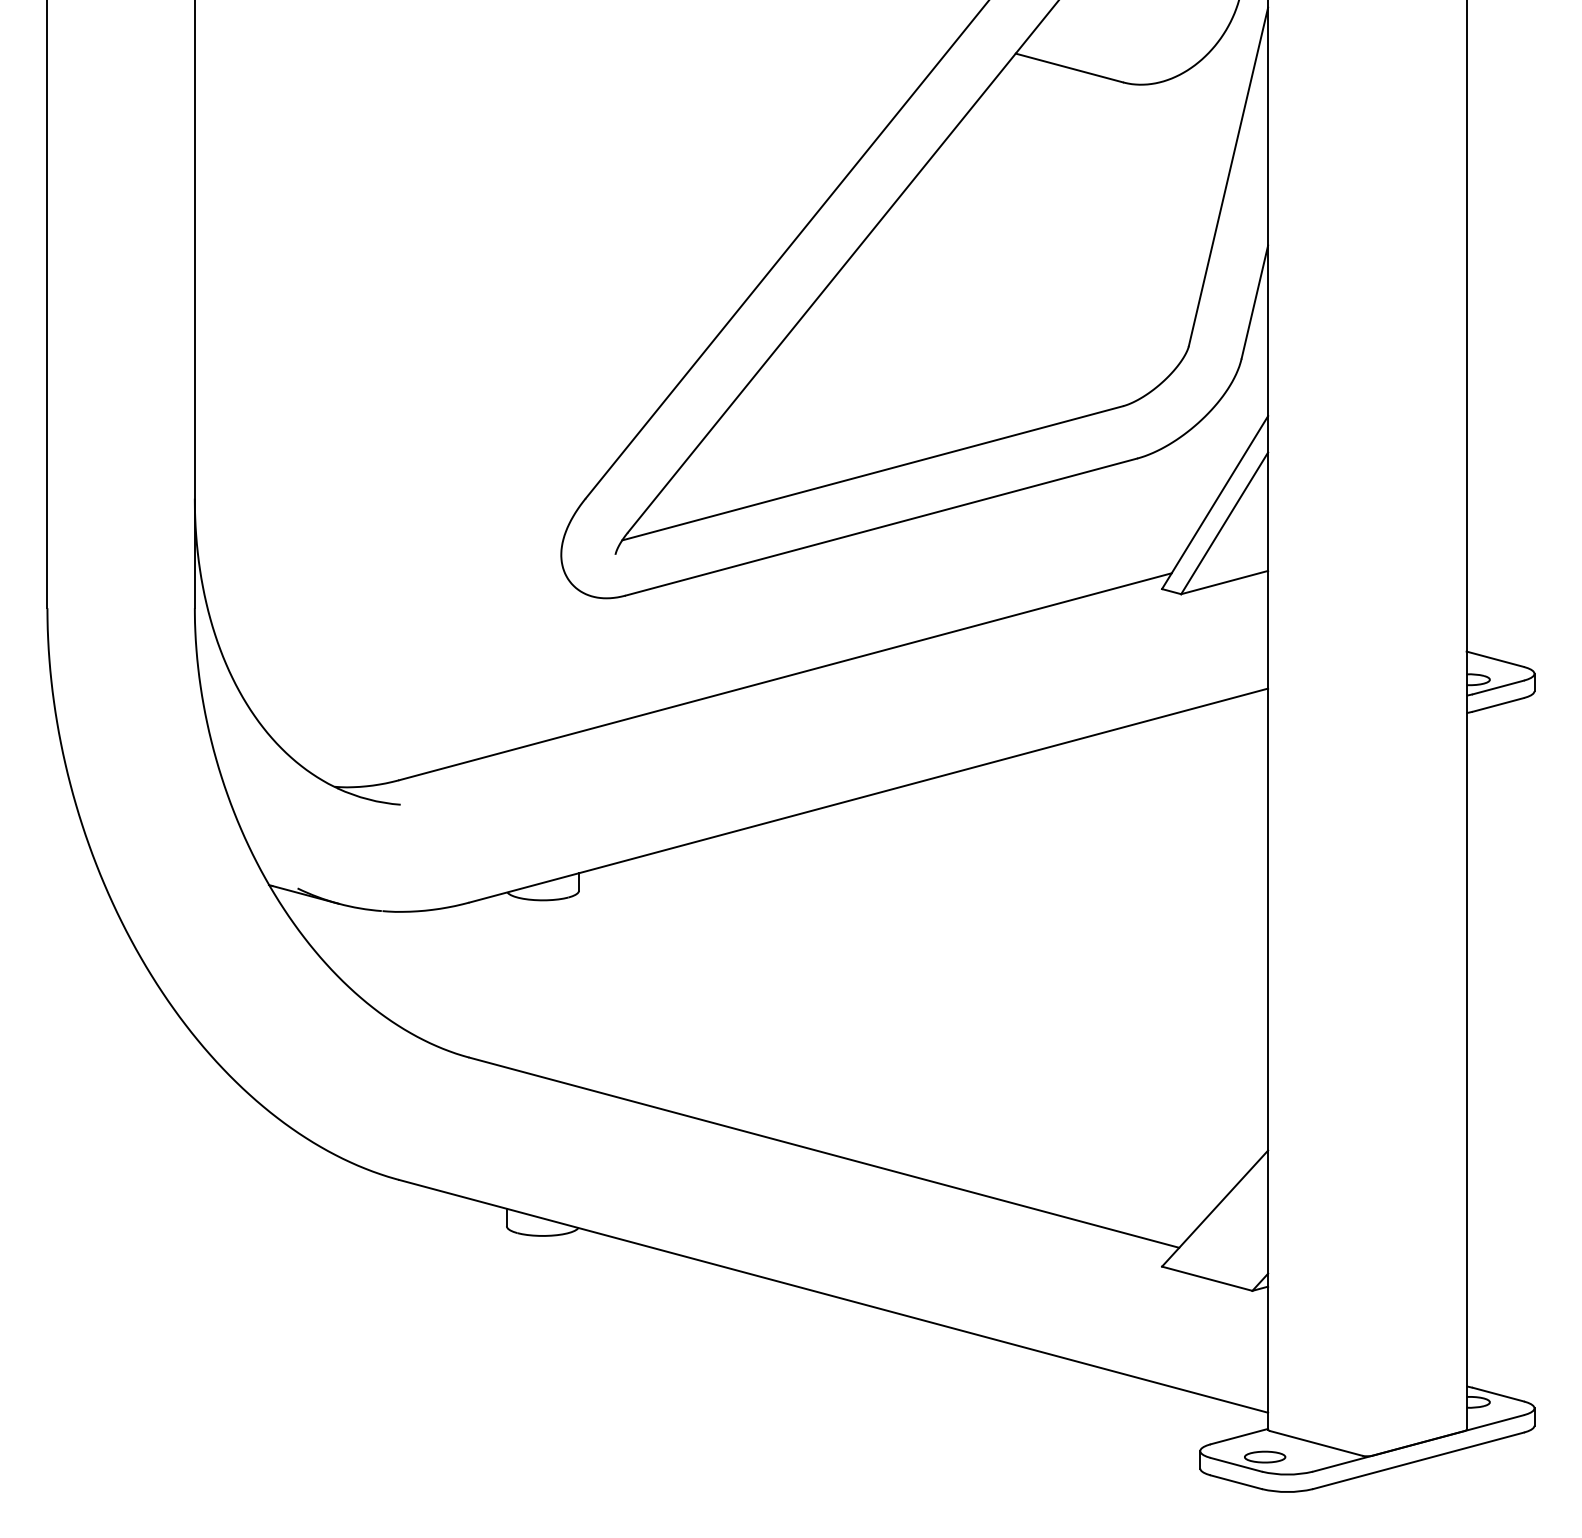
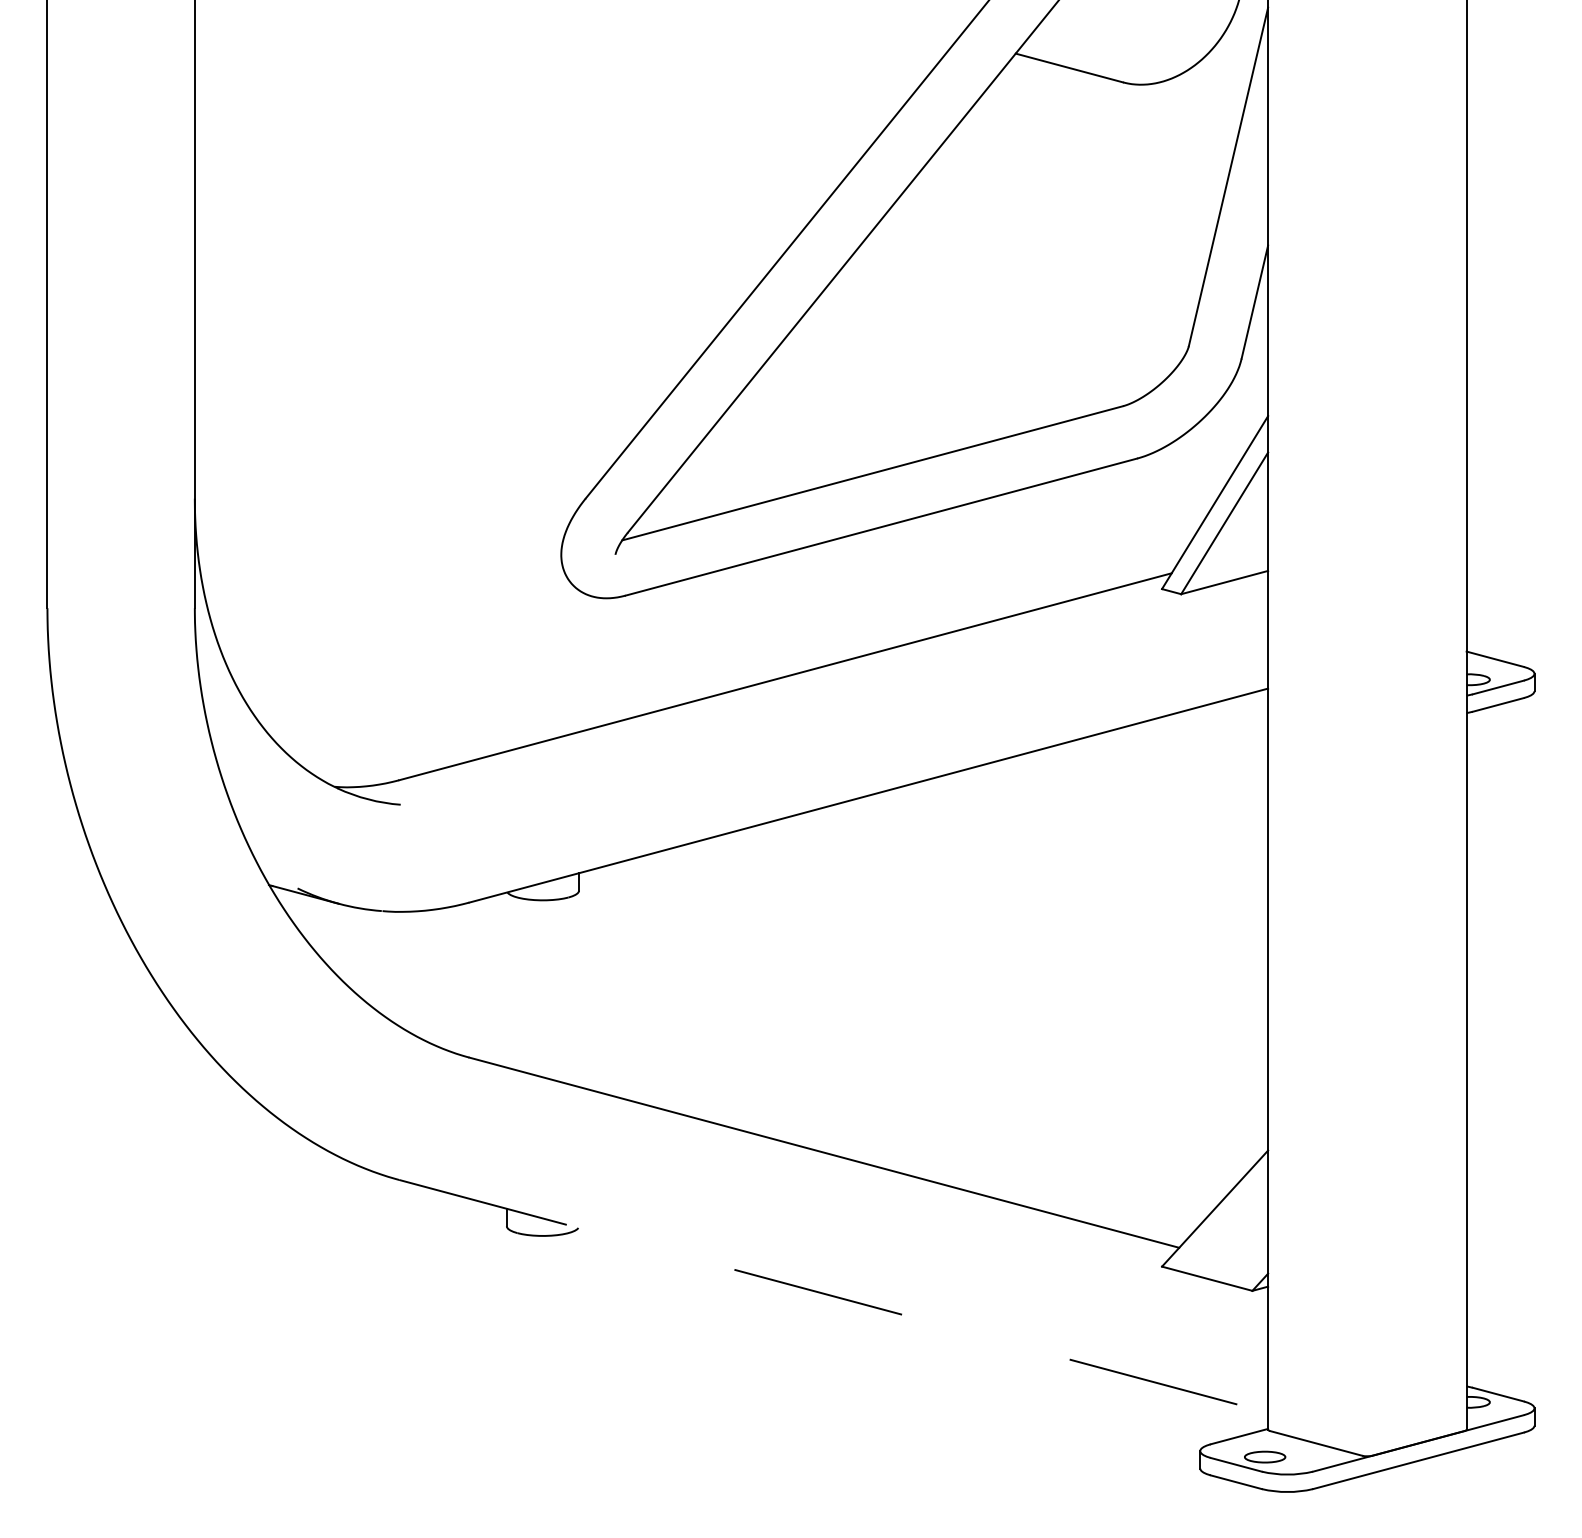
line: solid -> dashed (833, 1296)
